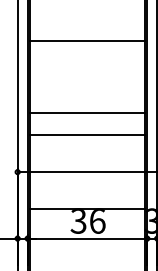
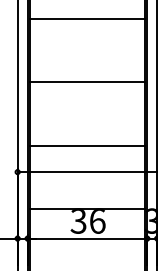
line position: (87, 41) -> (87, 19) (87, 19)
line position: (87, 113) -> (87, 82) (87, 82)
line position: (87, 134) -> (87, 145) (87, 145)
